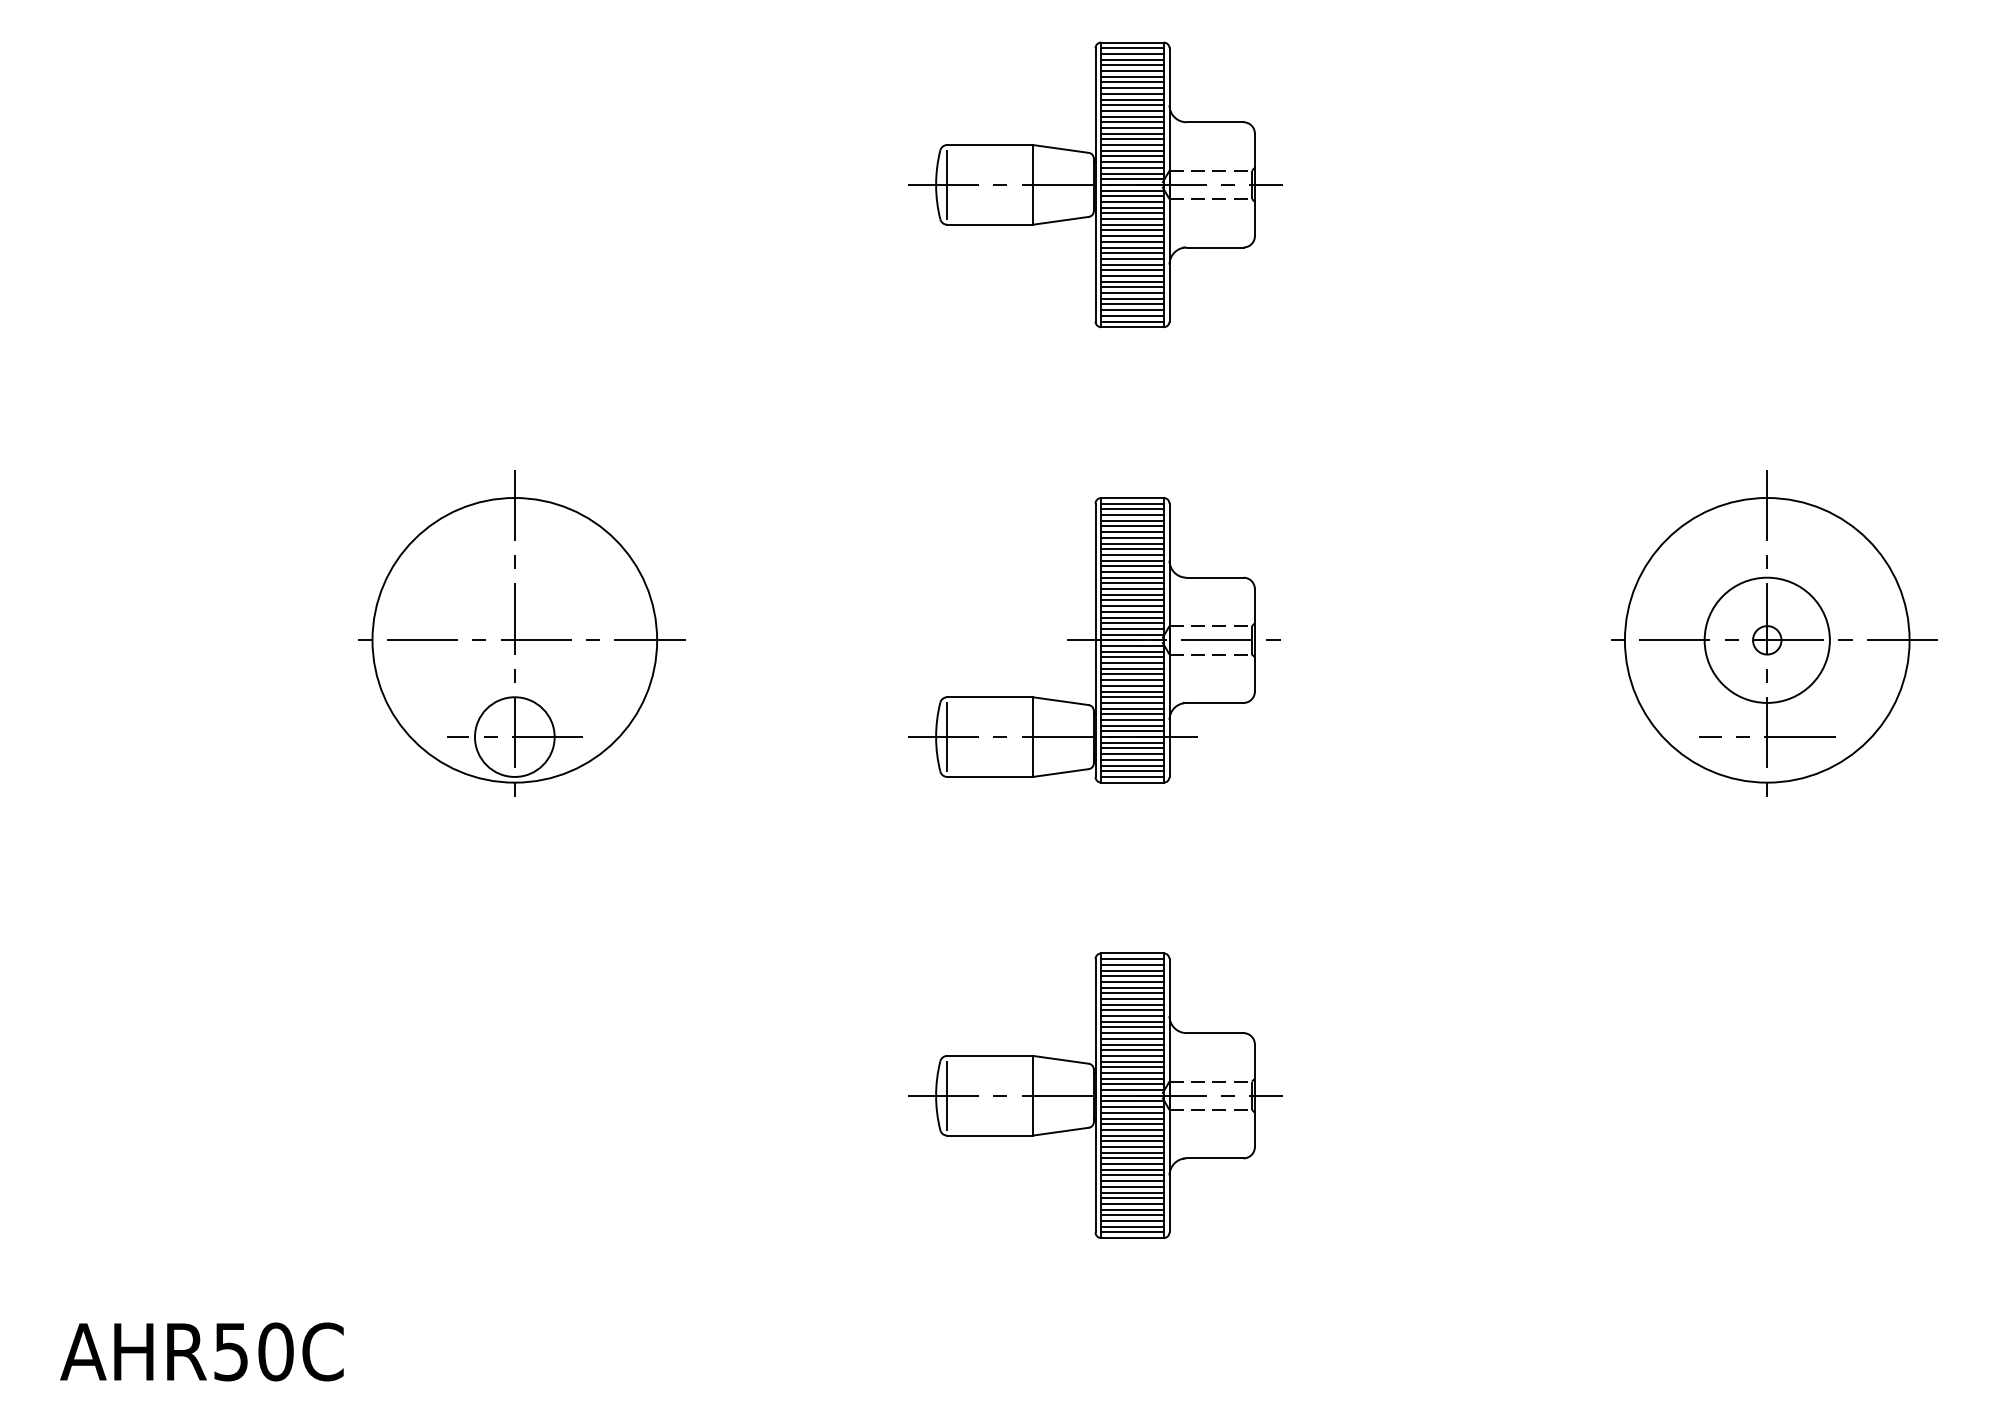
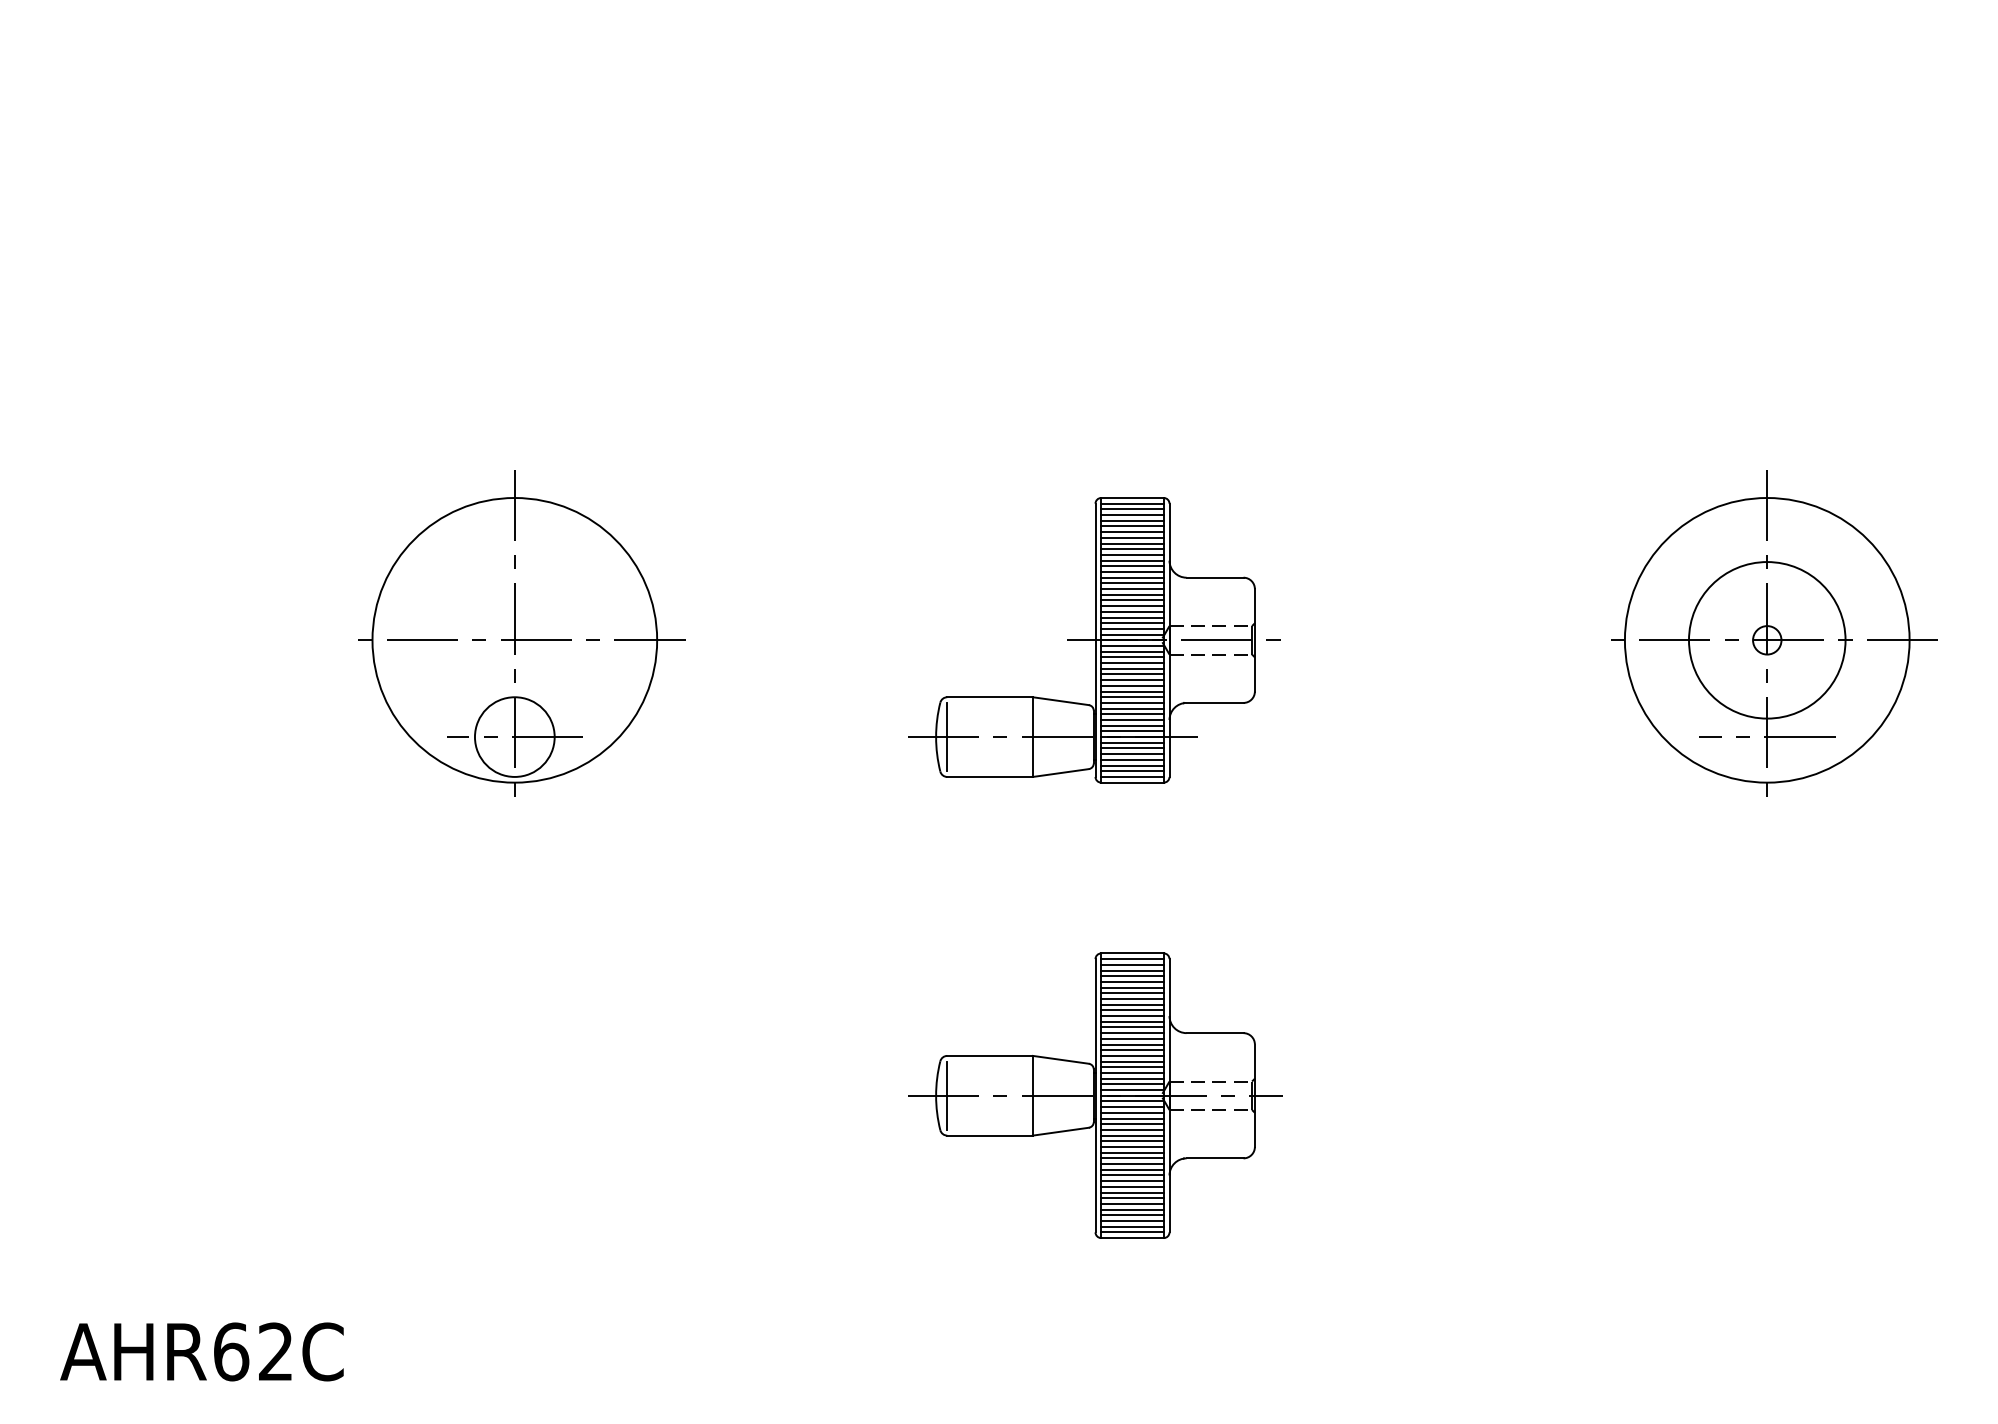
part: present -> none (1095, 184)
circle diameter: 125 px -> 157 px (1766, 640)
text: AHR50C -> AHR62C (253, 1351)
